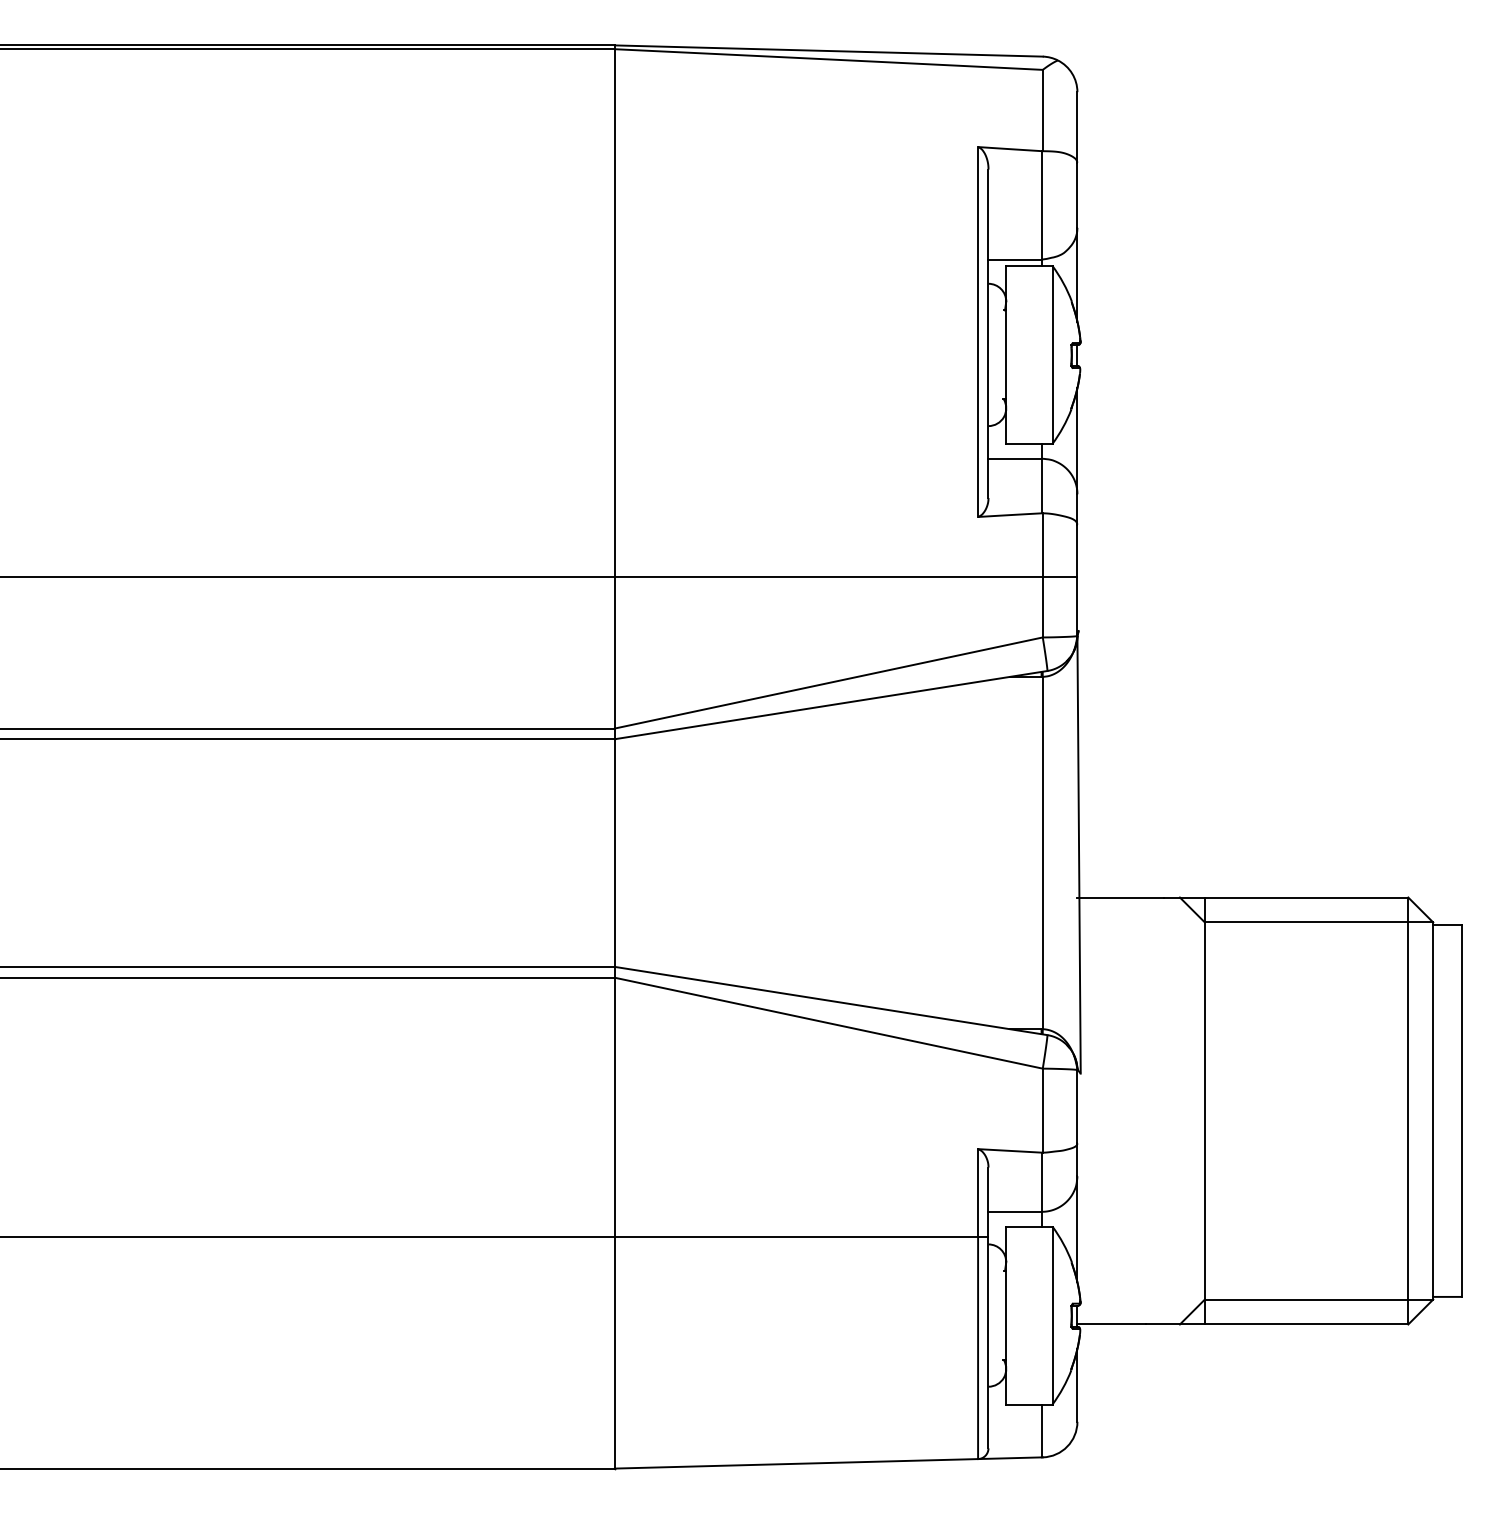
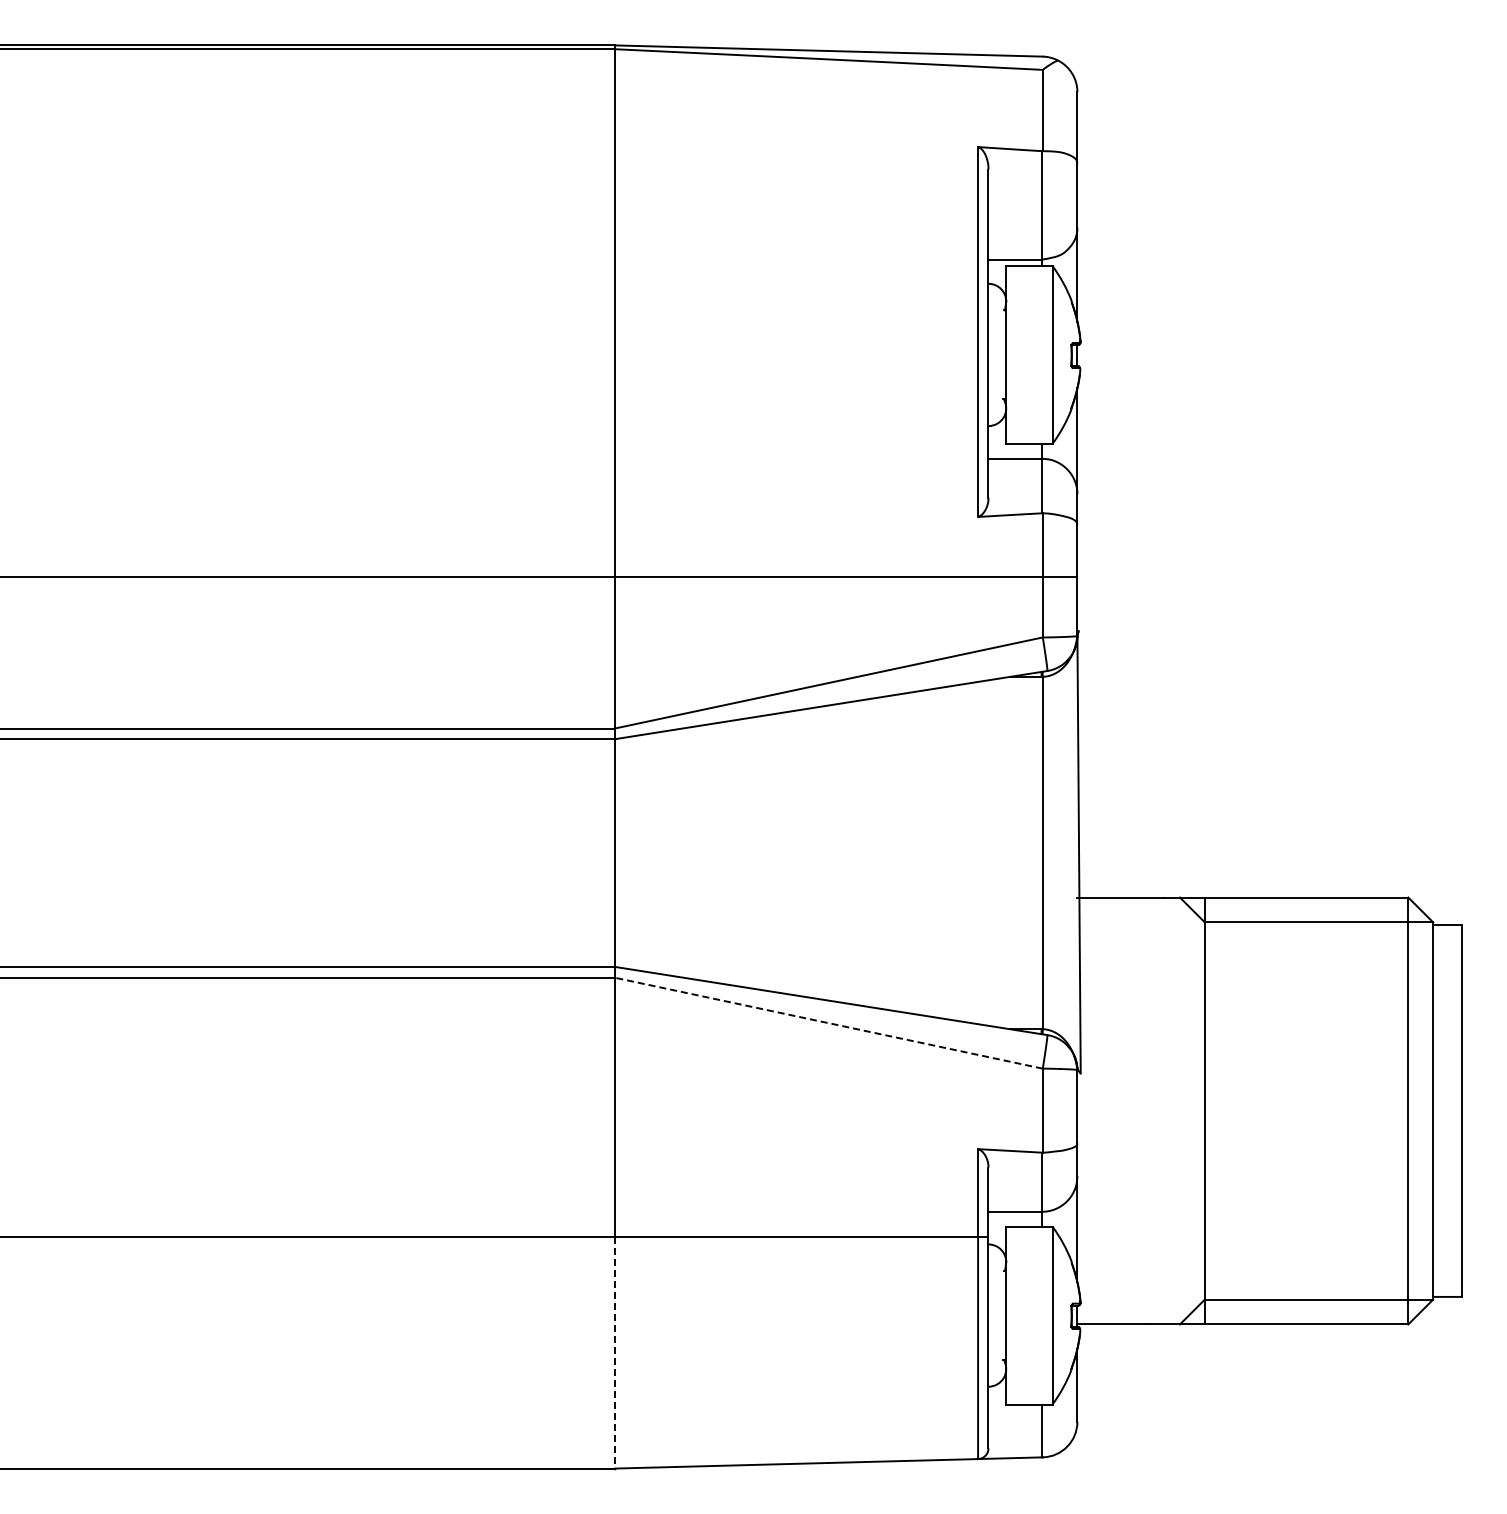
line: solid -> dashed (828, 1023)
line: solid -> dashed (614, 1352)
